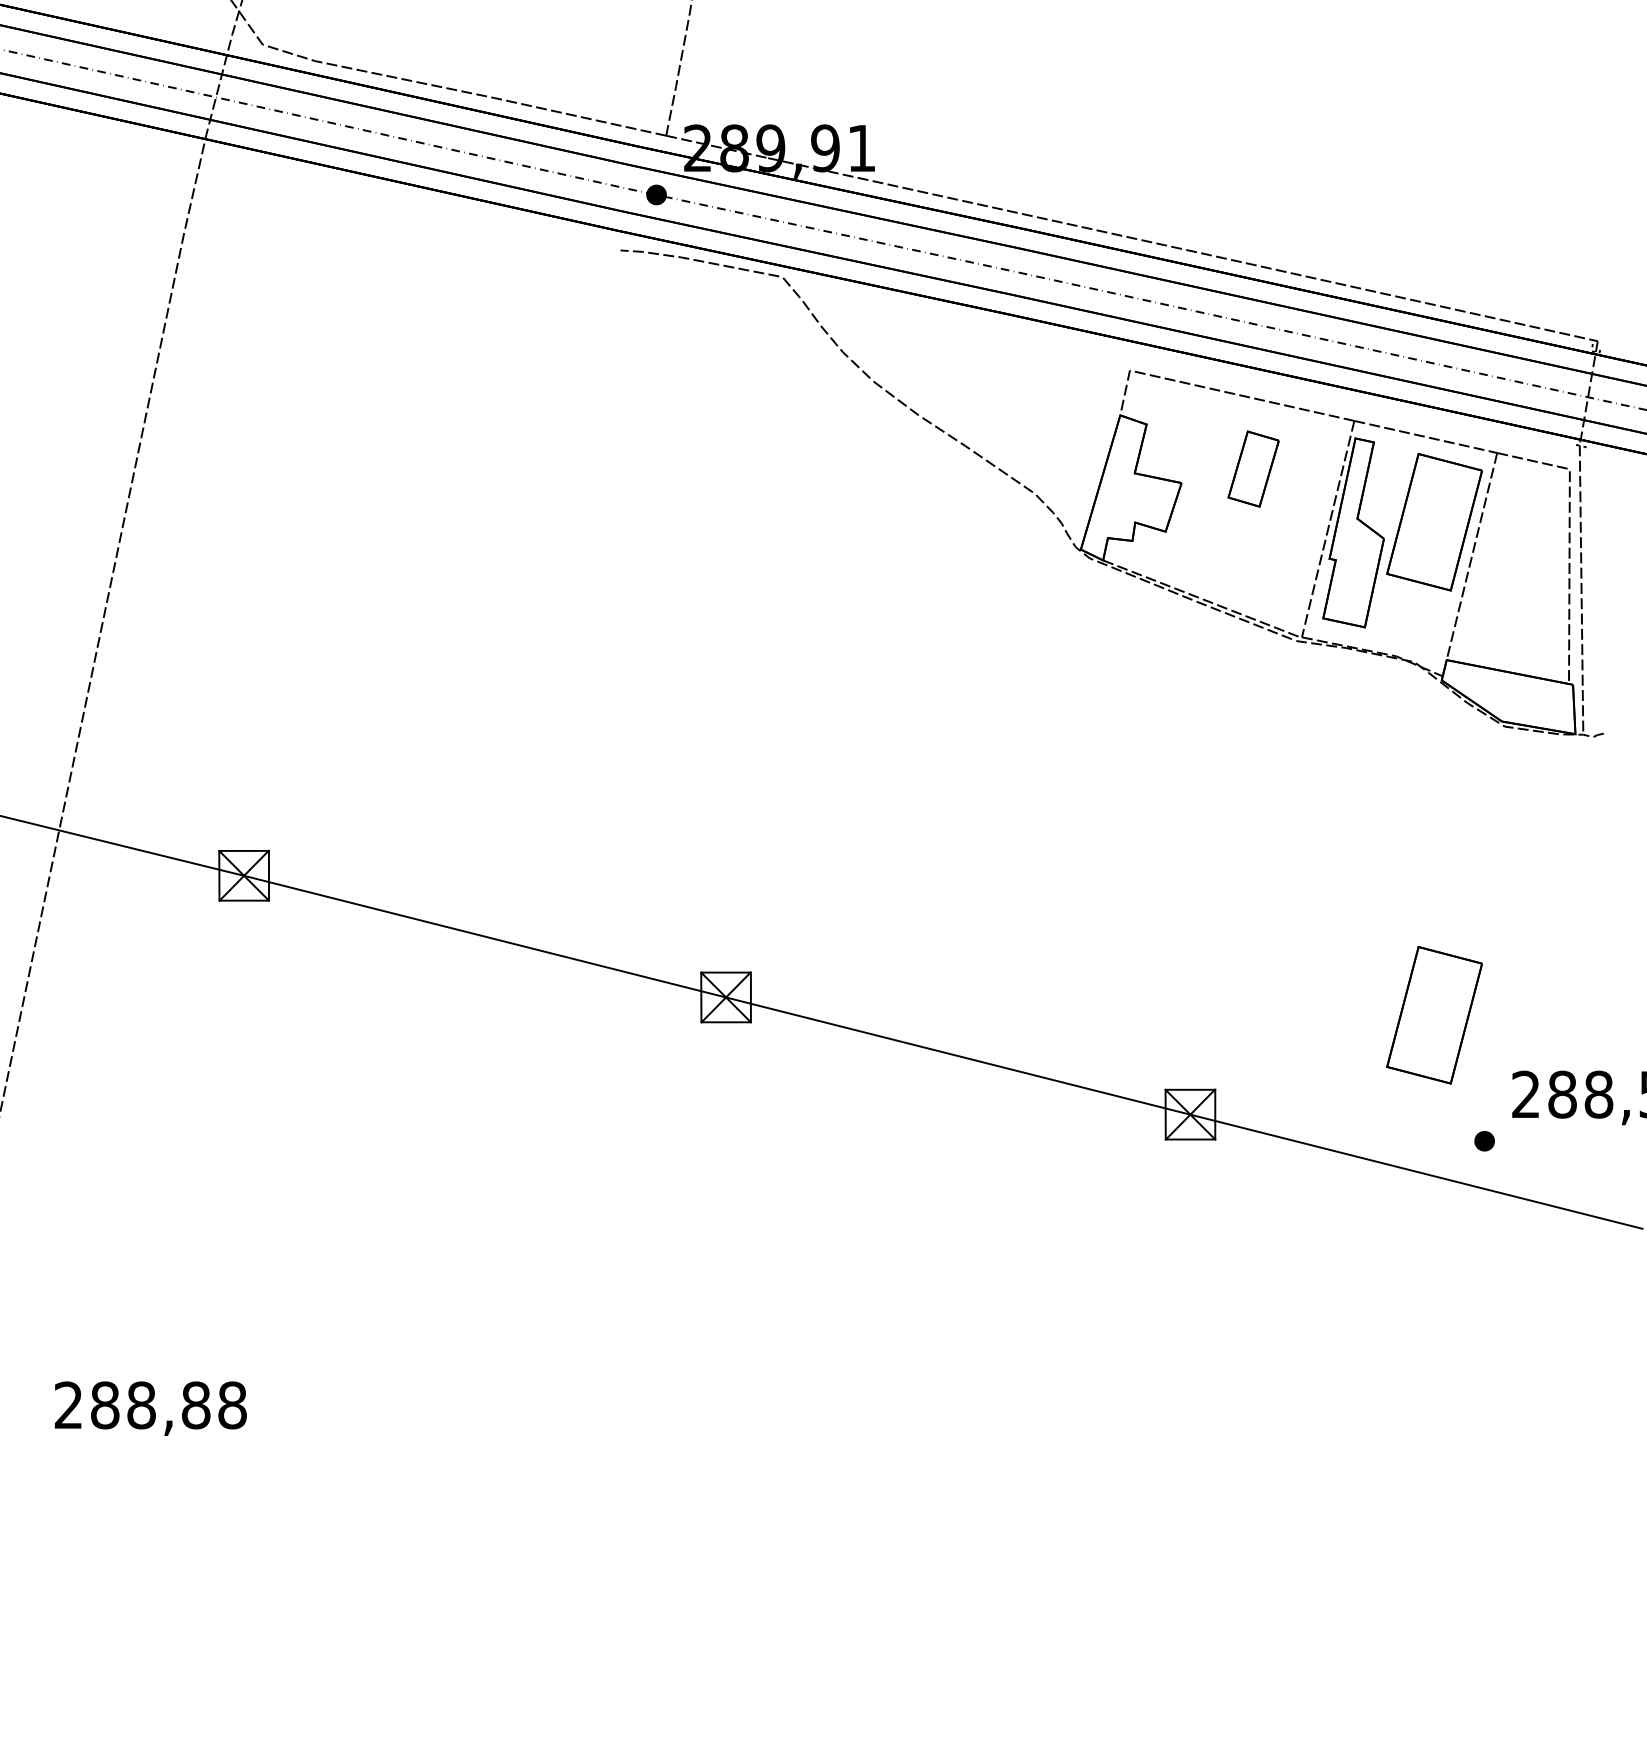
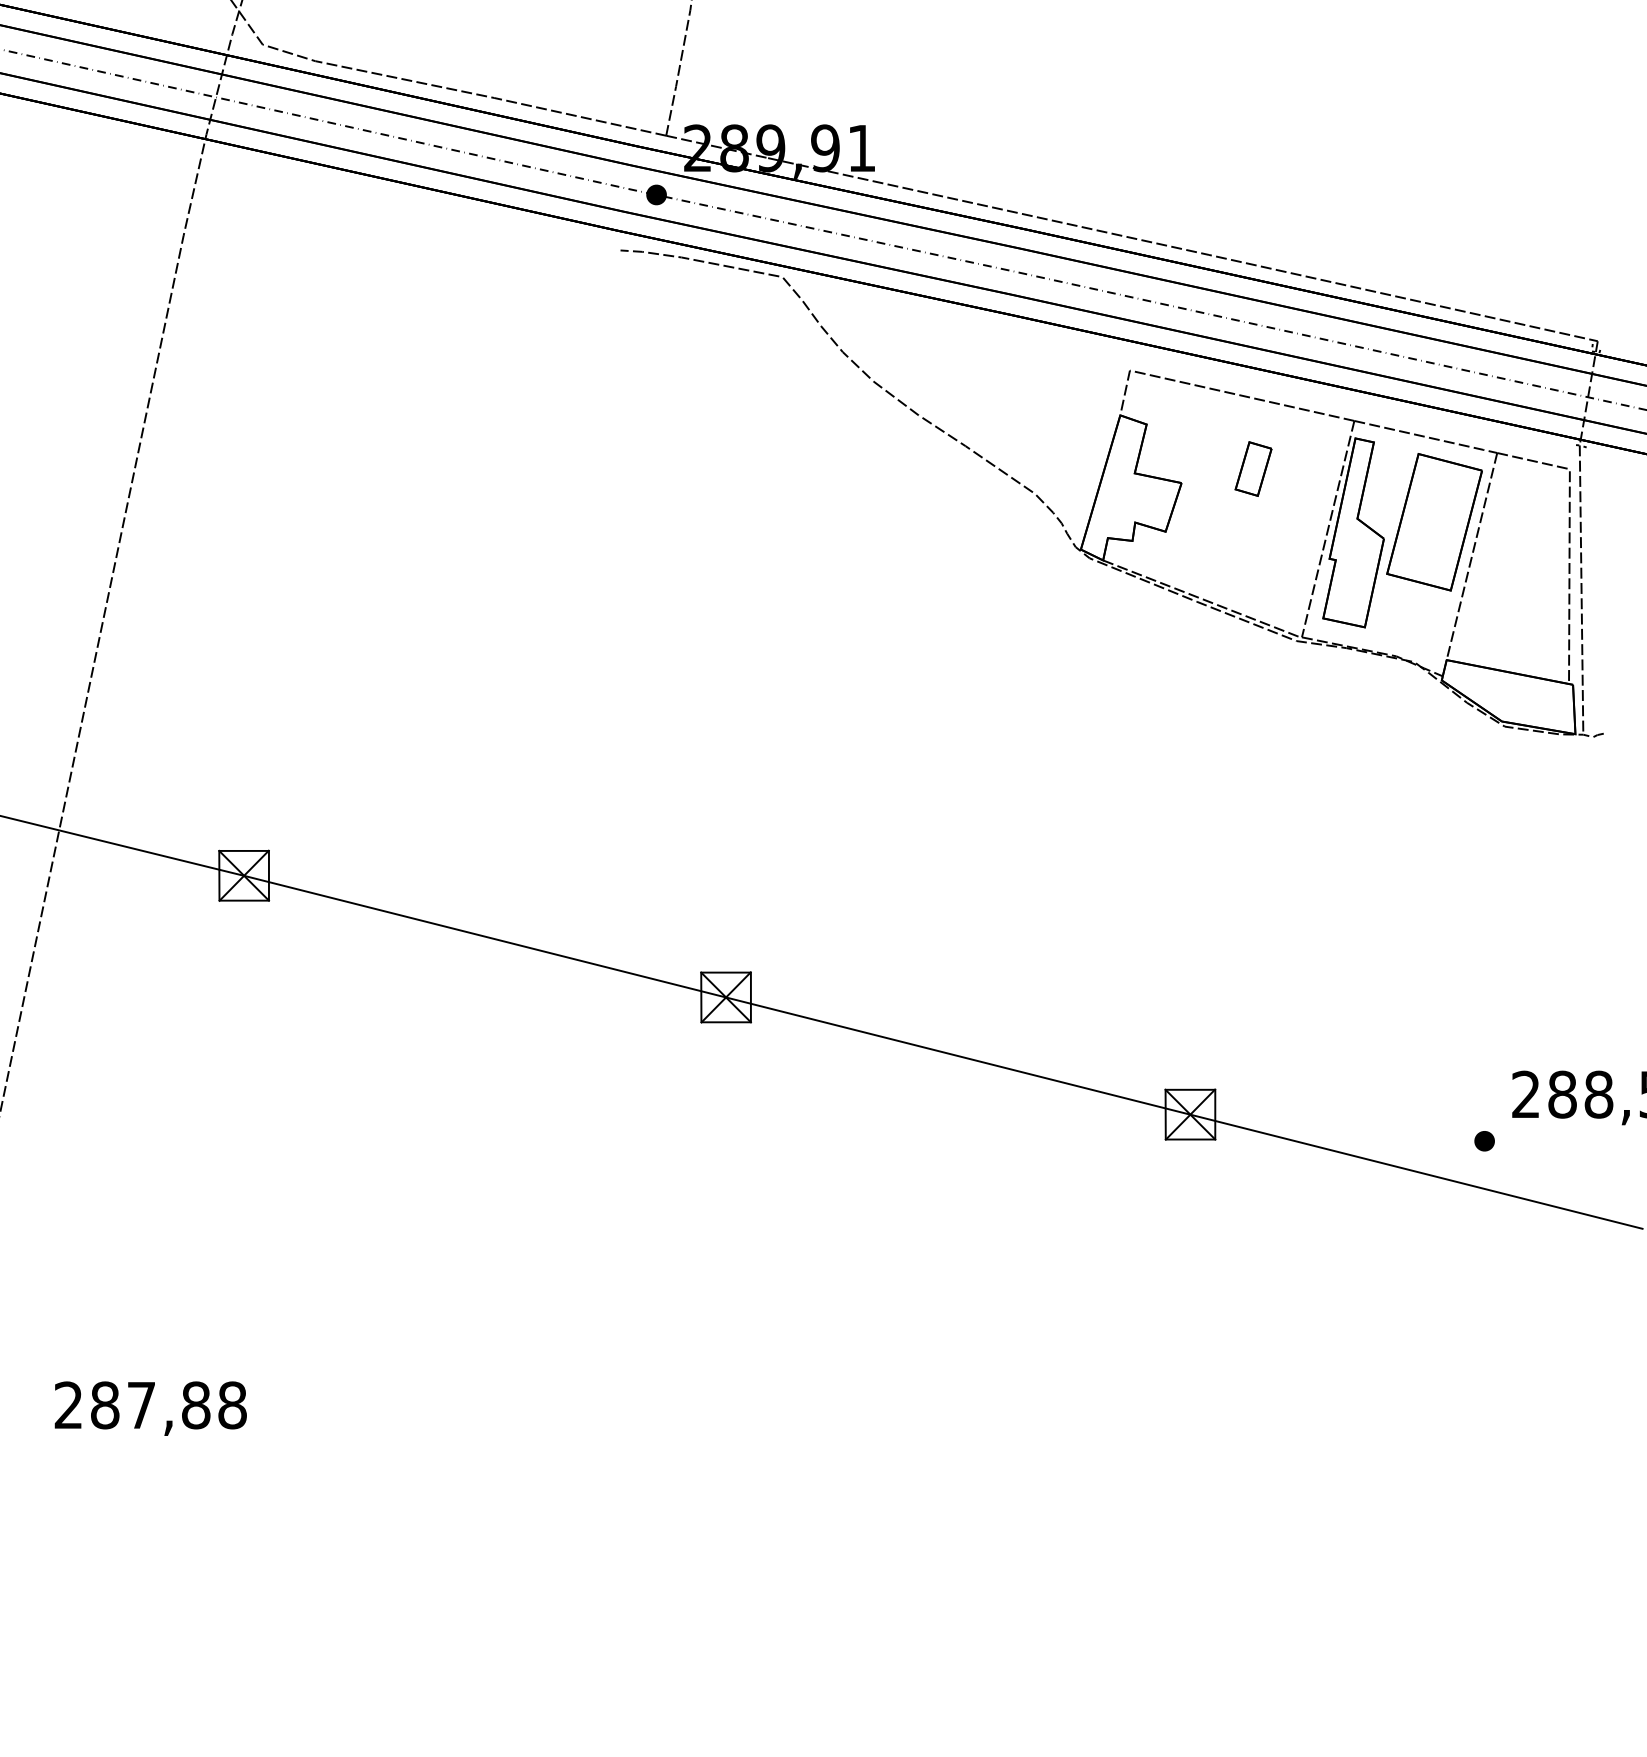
part size: 53x78 px -> 39x56 px (1253, 468)
part: present -> none (1434, 1015)
text: 288,88 -> 287,88 (141, 1405)
